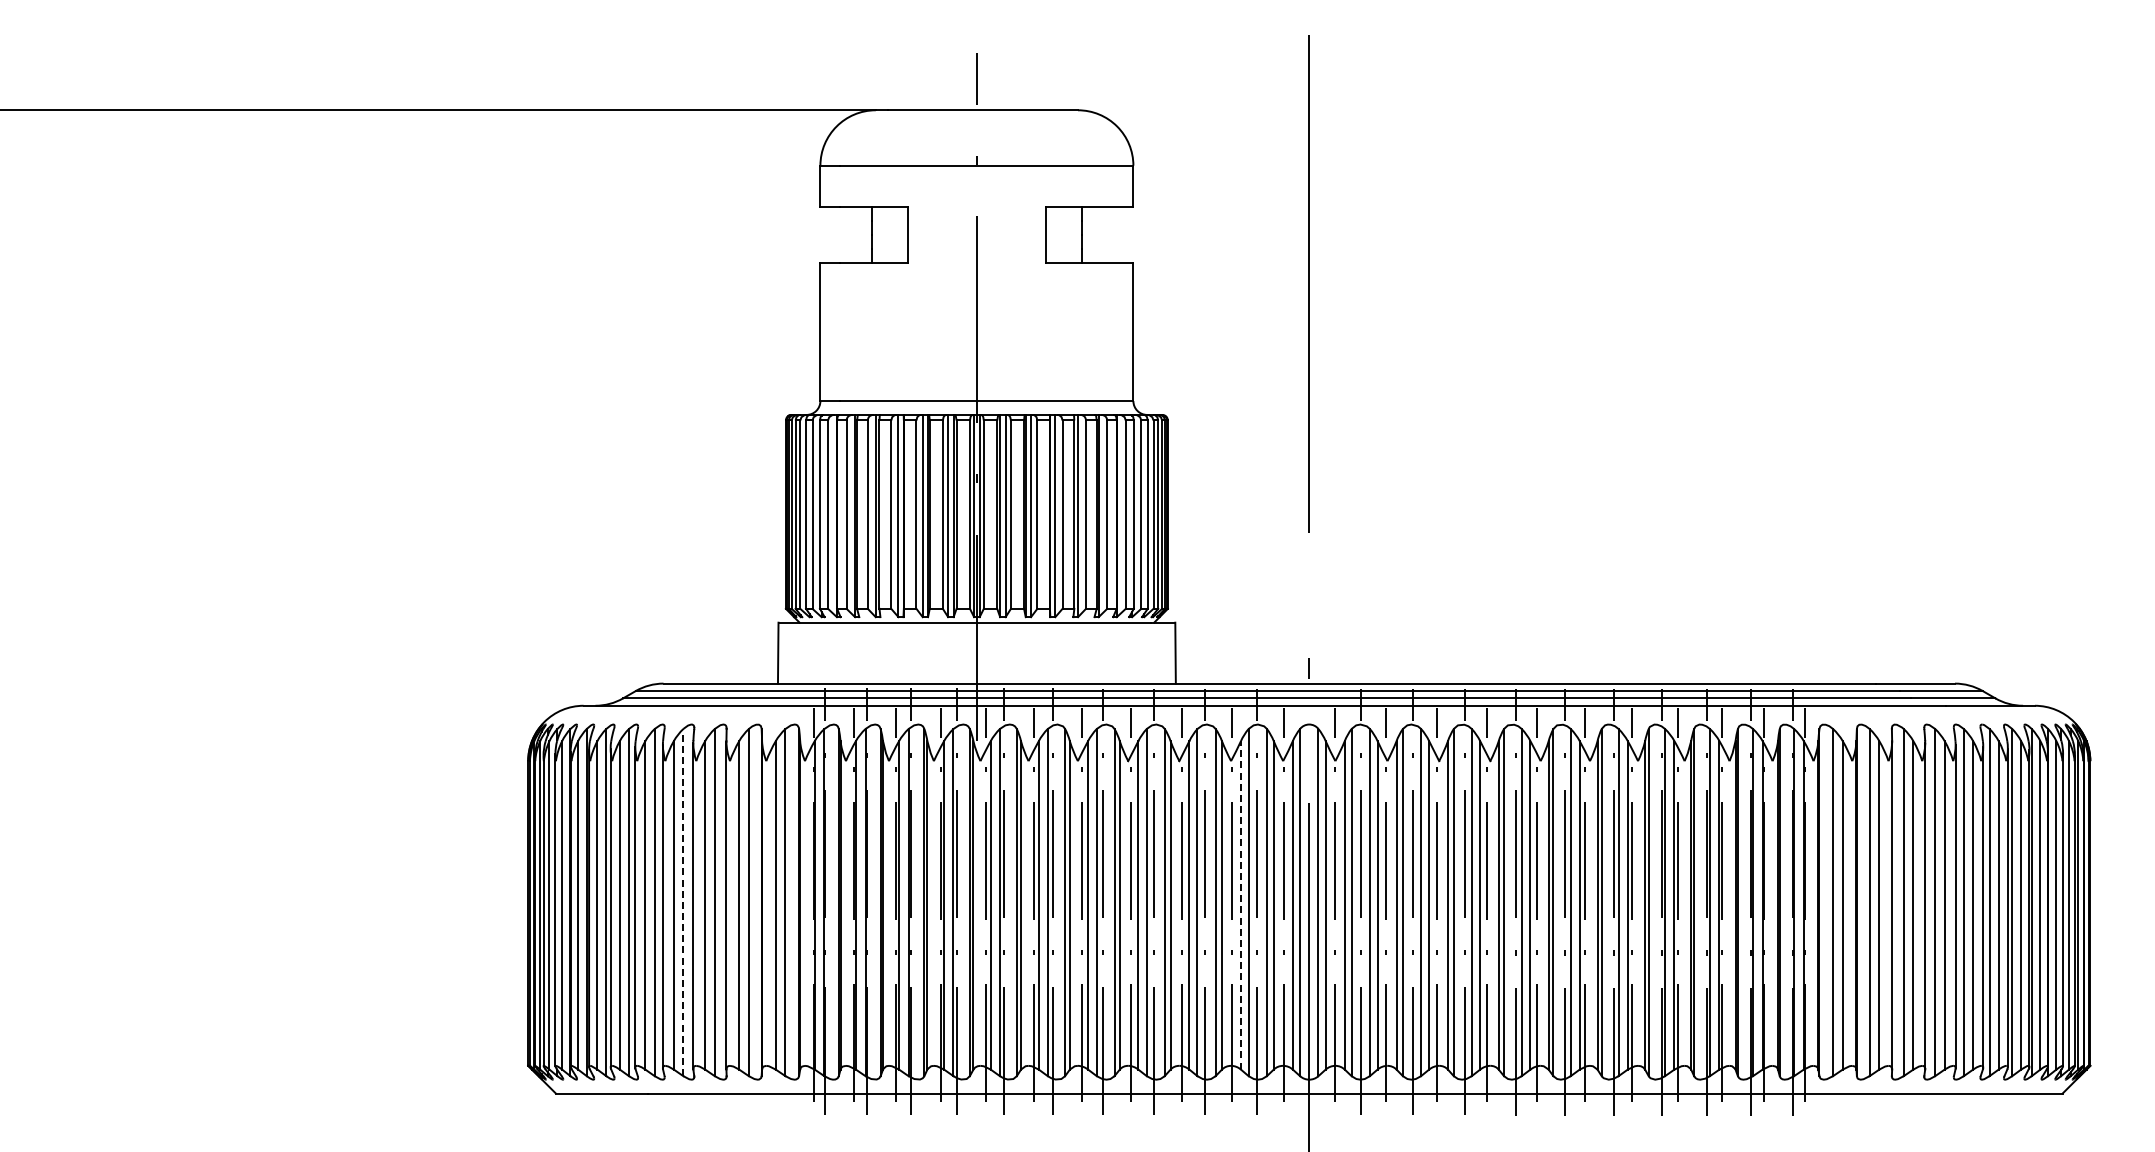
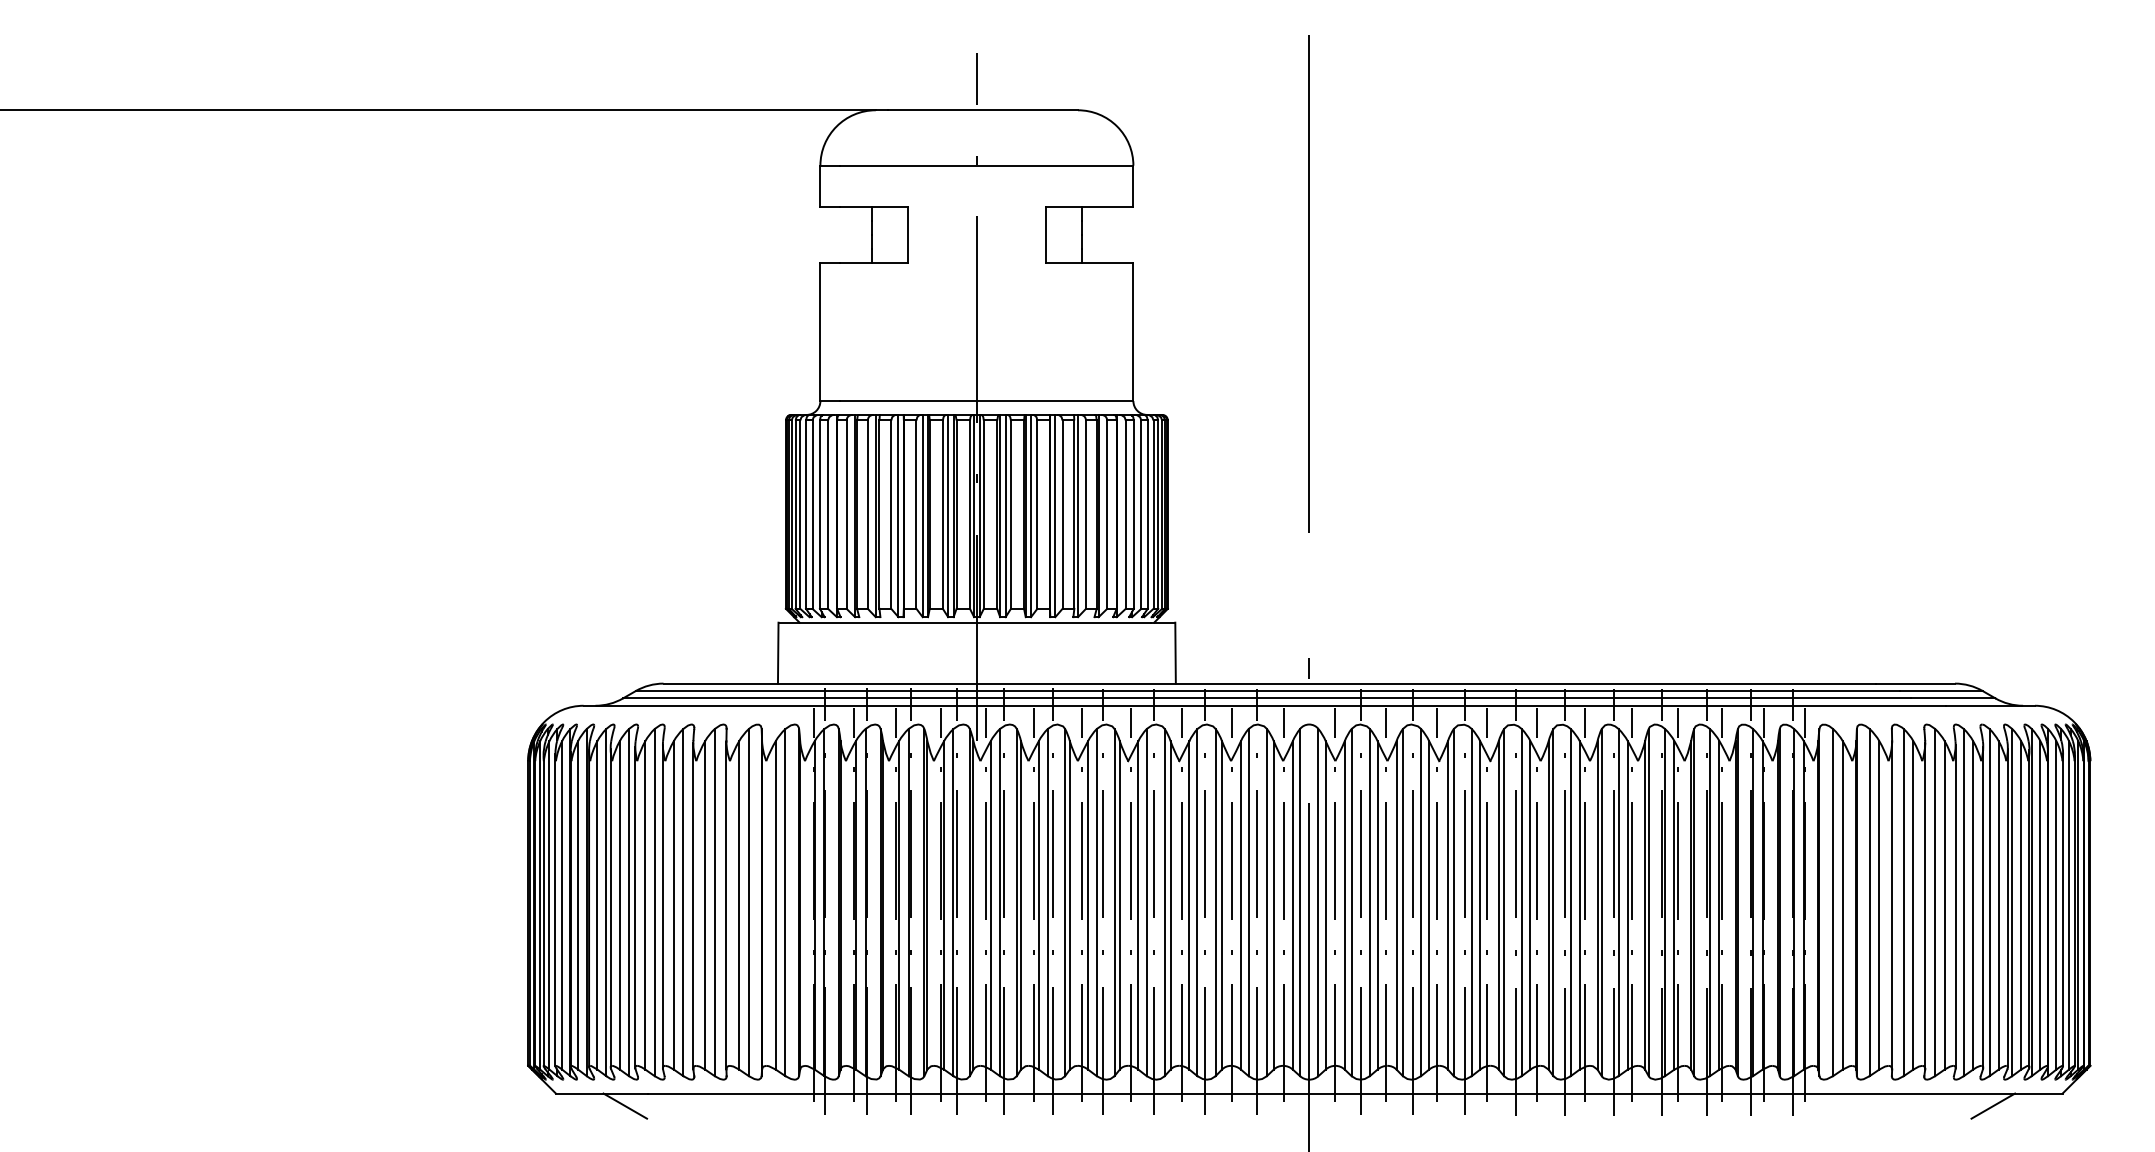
line: dashed -> solid (683, 902)
line: dashed -> solid (1240, 904)
line: none -> present (625, 1105)
line: none -> present (1993, 1105)
